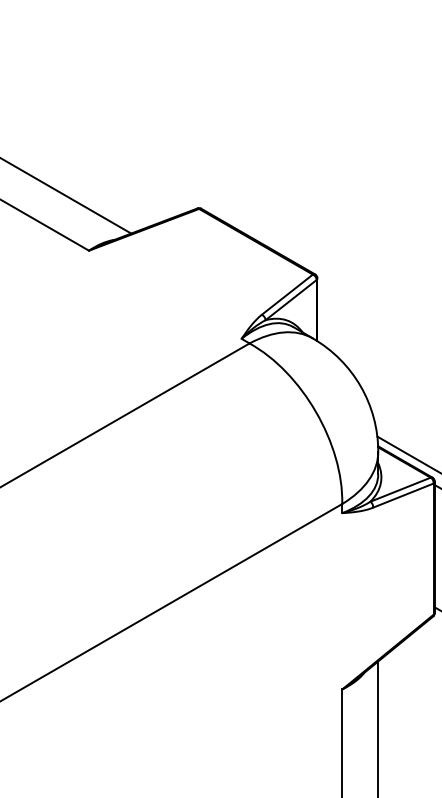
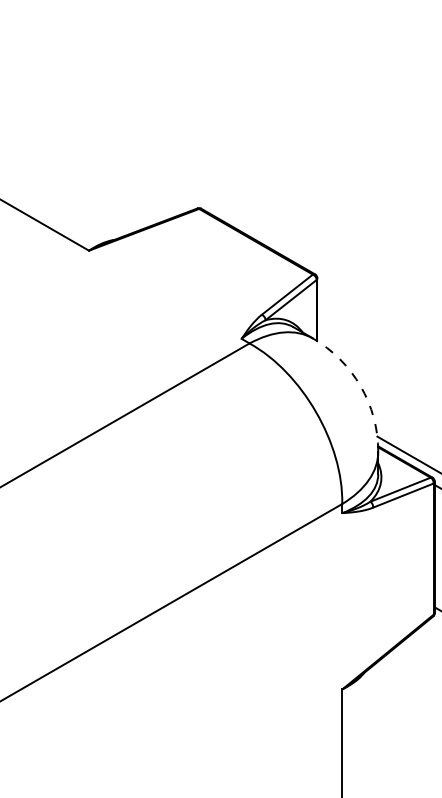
line: present -> none (66, 196)
arc: solid -> dashed (360, 386)
line: present -> none (378, 727)
